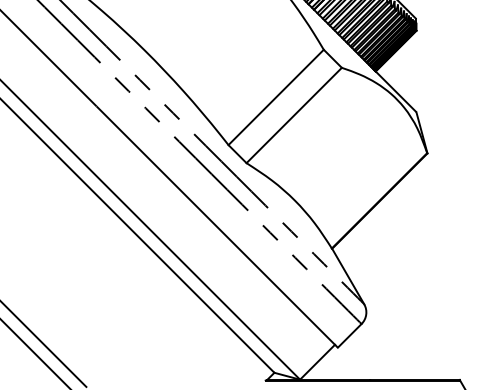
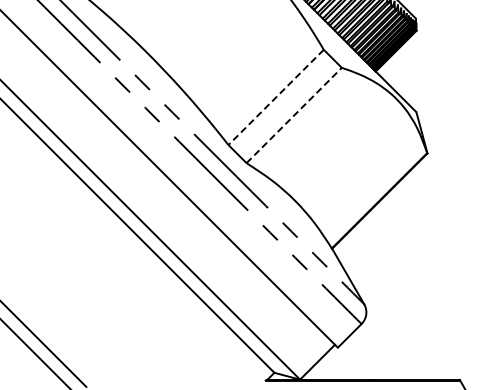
line: solid -> dashed (275, 97)
line: solid -> dashed (294, 115)
